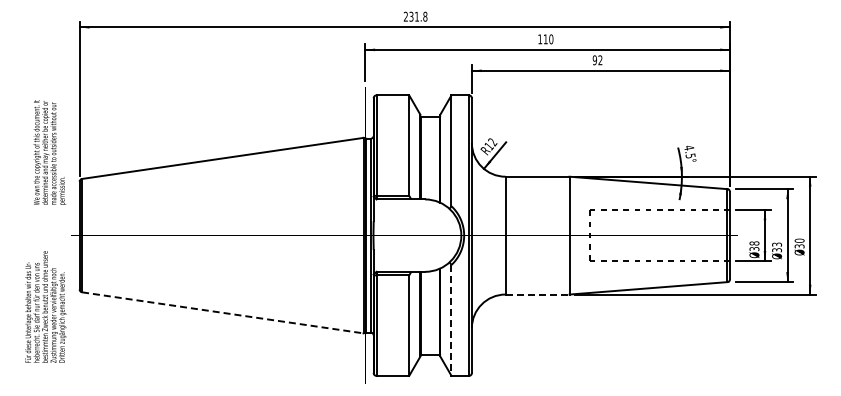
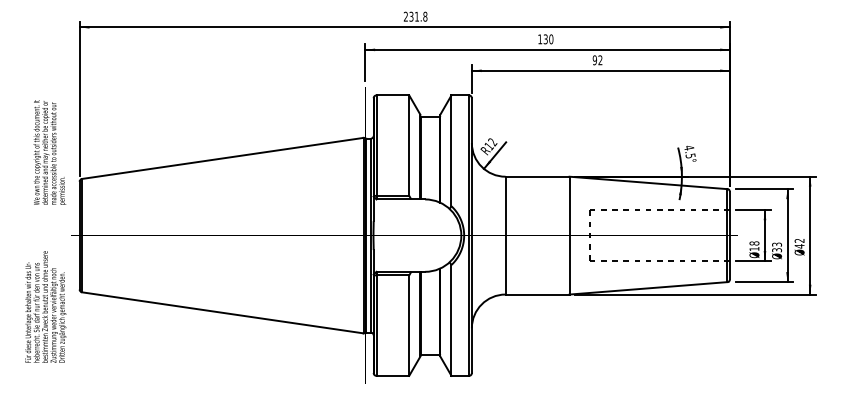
text: 110 -> 130 (545, 39)
text: 30 -> 42 (799, 243)
text: 38 -> 18 (754, 249)
line: dashed -> solid (538, 294)
line: dashed -> solid (223, 312)
line: dashed -> solid (451, 320)
